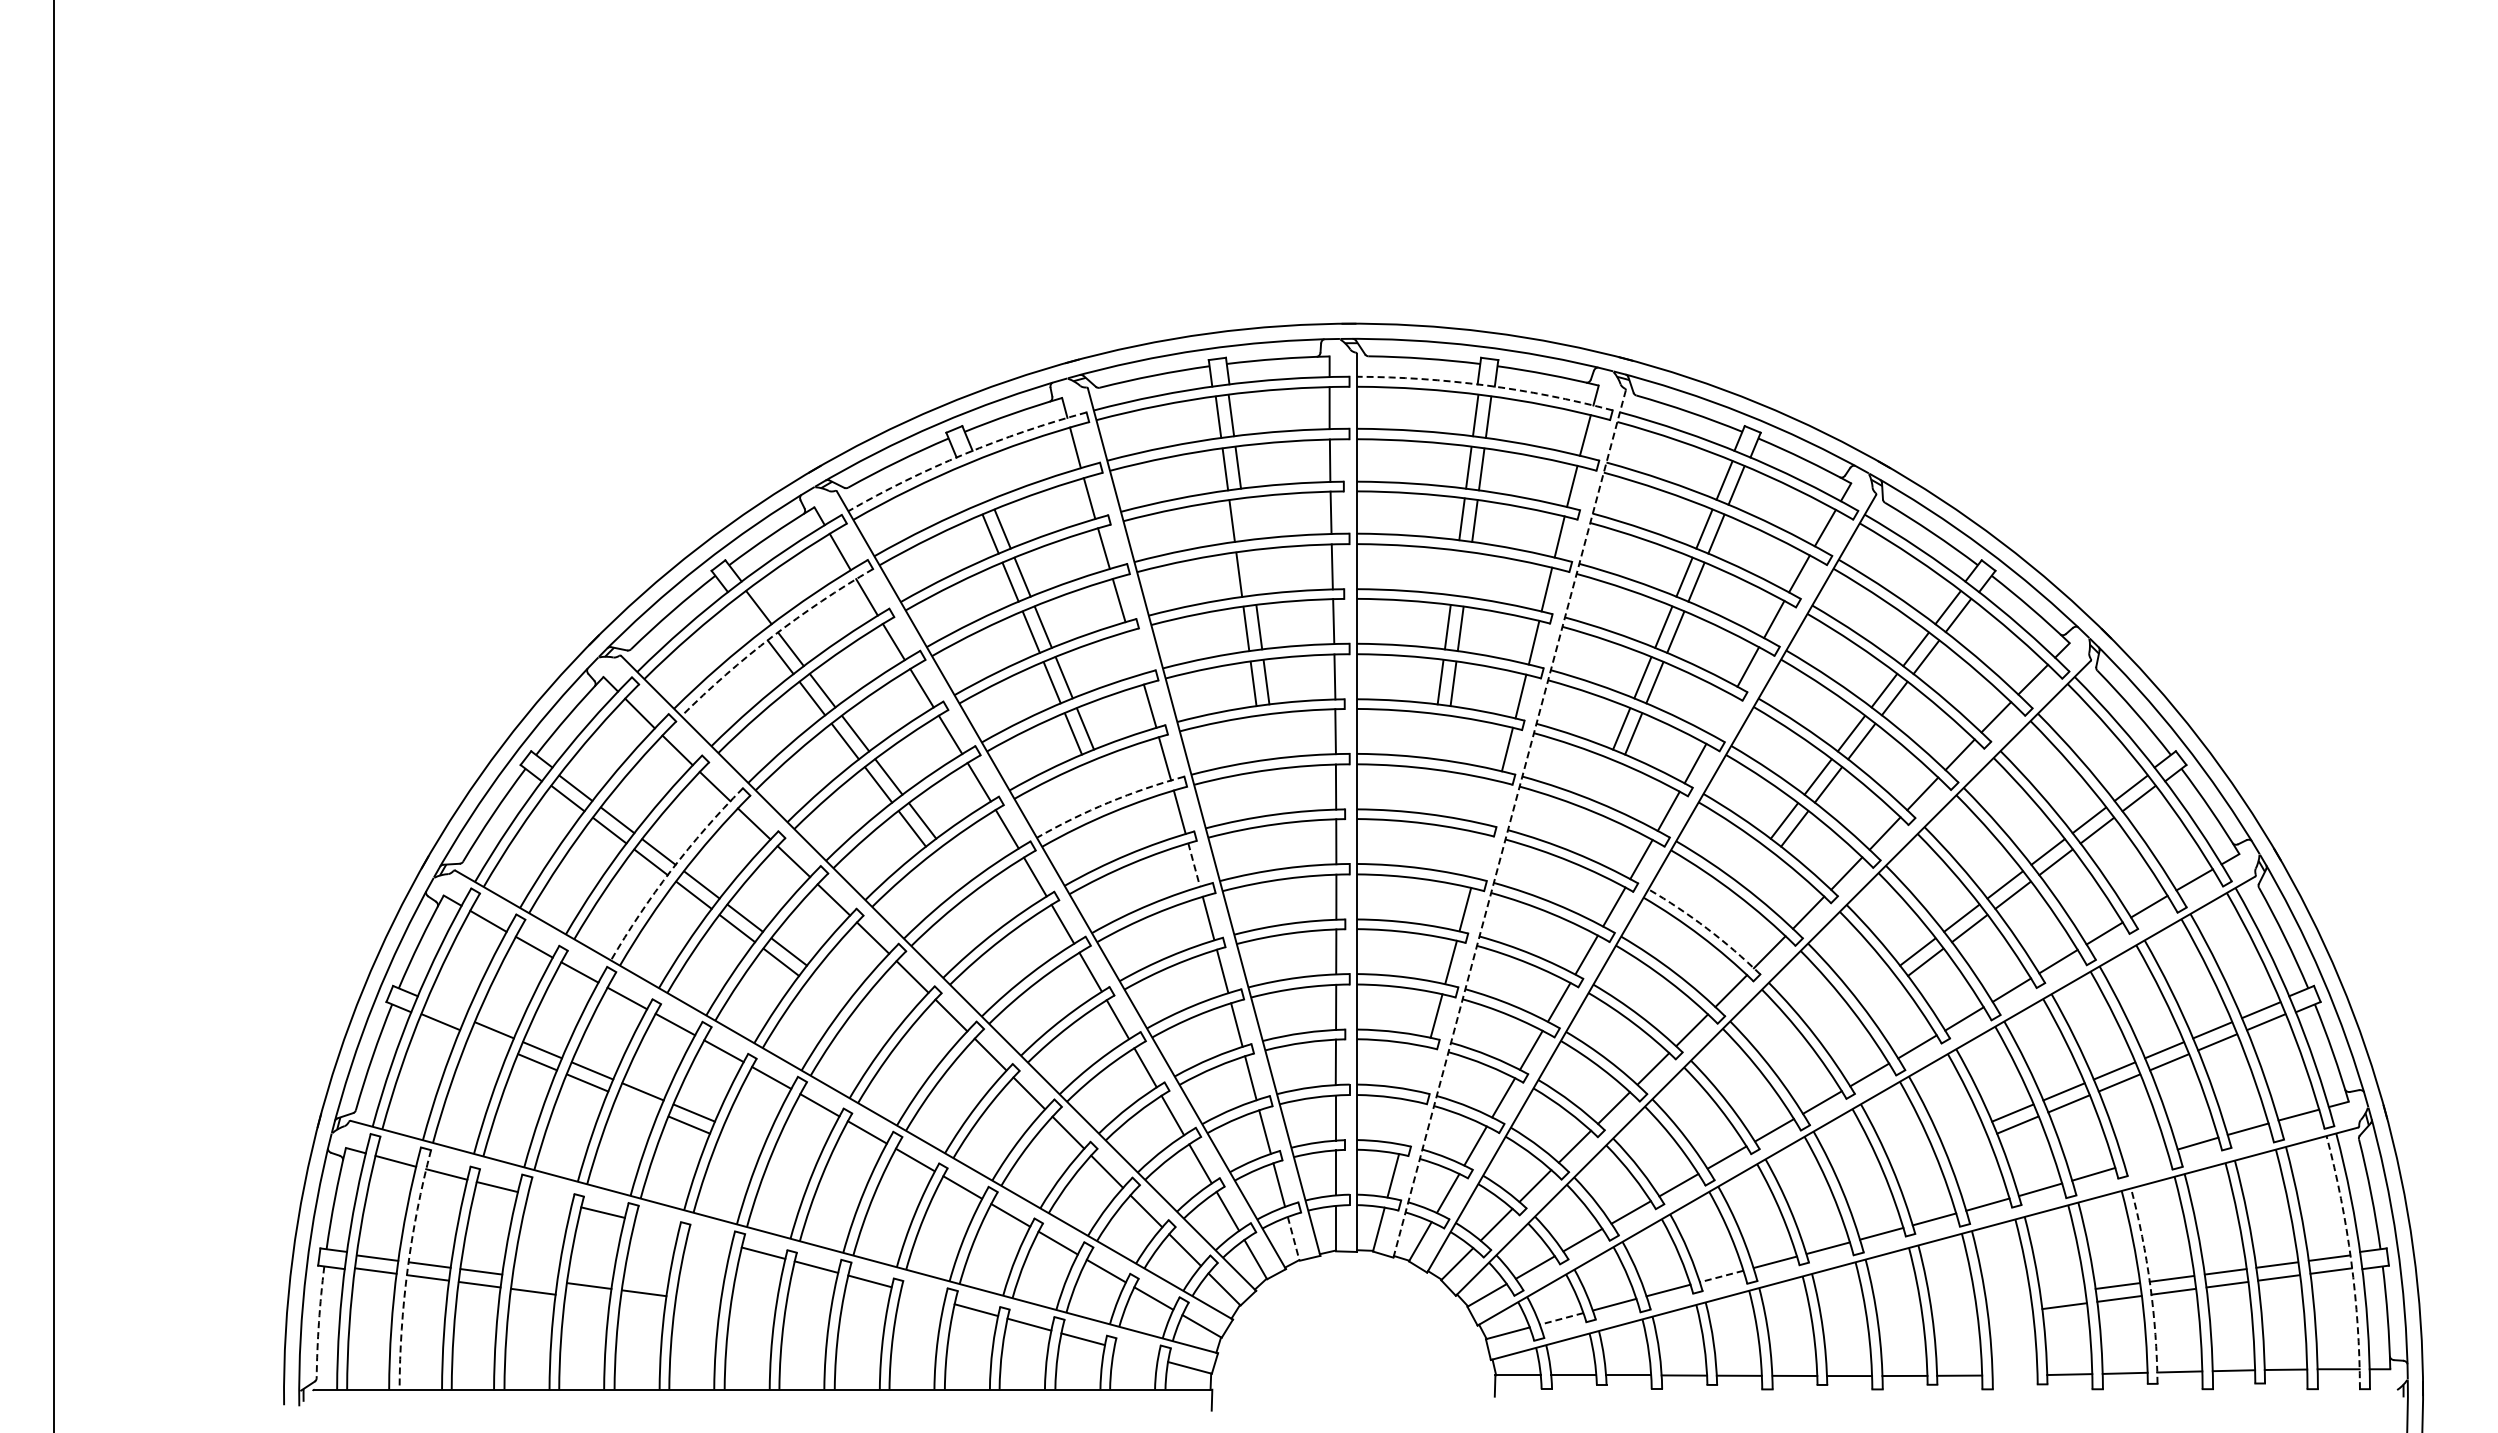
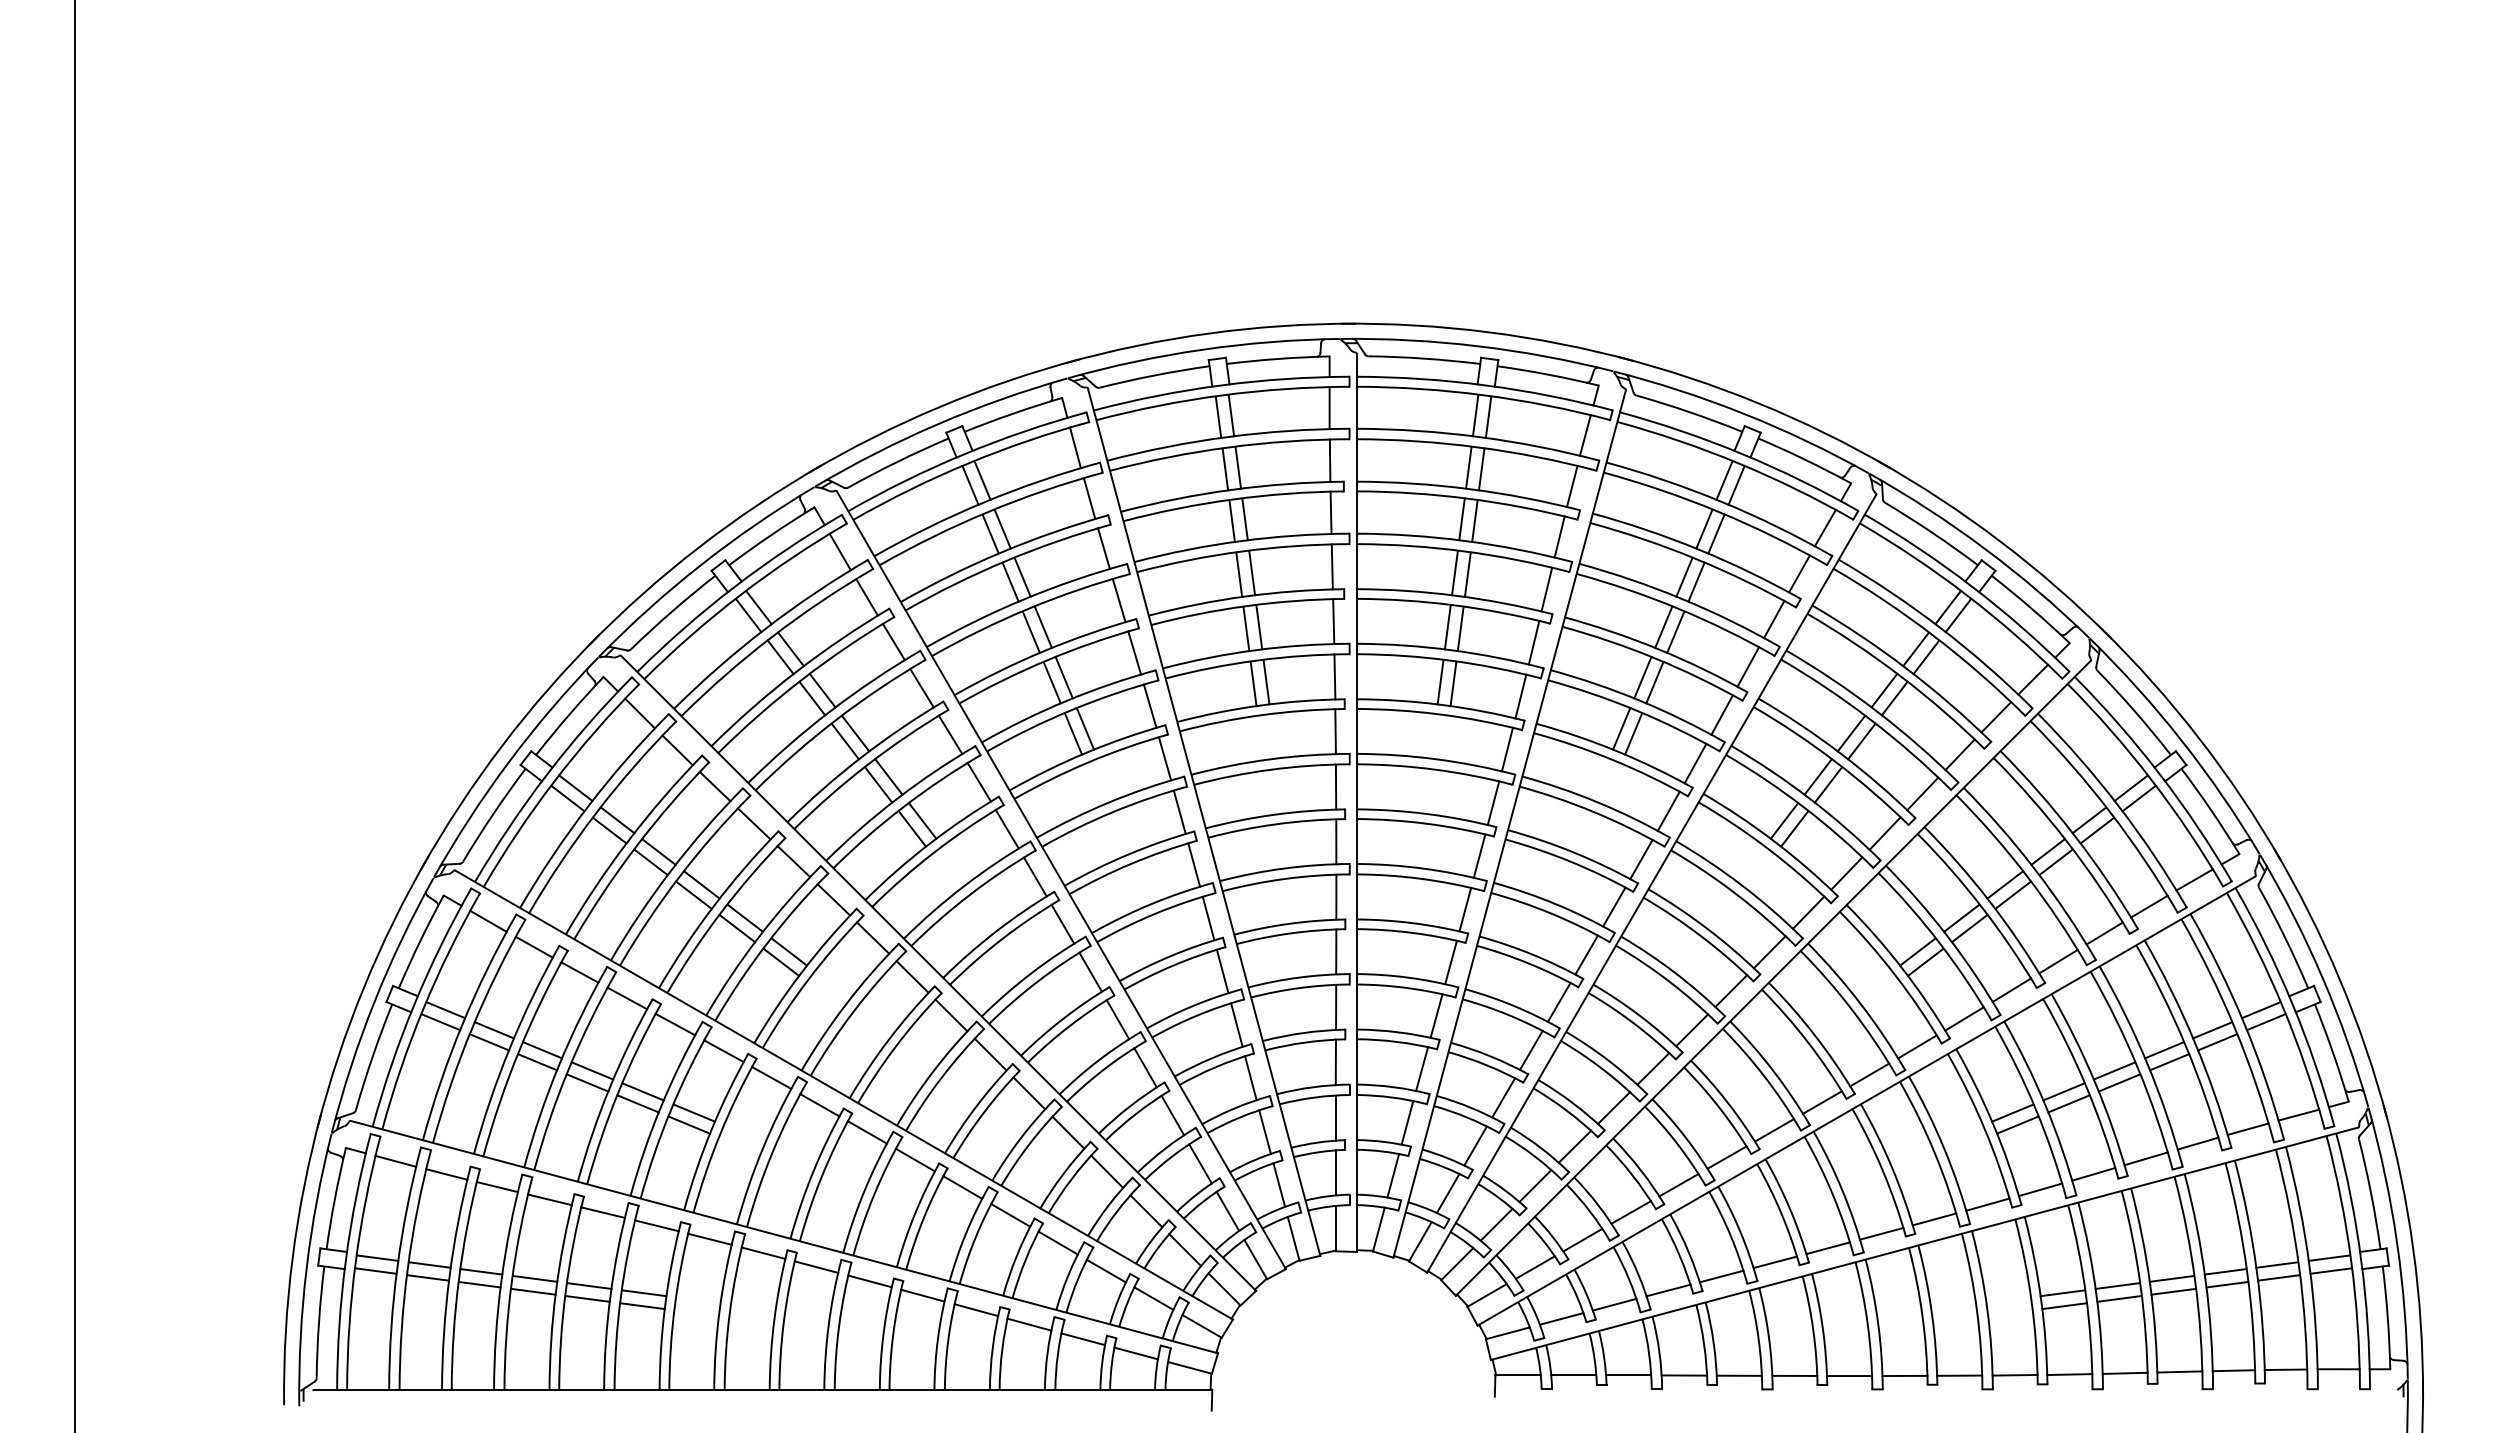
arc: dashed -> solid (1485, 385)
arc: dashed -> solid (964, 454)
line: none -> present (982, 480)
line: none -> present (970, 485)
line: none -> present (1244, 519)
line: none -> present (1252, 572)
line: none -> present (1454, 572)
line: none -> present (1467, 574)
line: none -> present (748, 615)
arc: dashed -> solid (772, 636)
line: none -> present (1134, 652)
line: none -> present (1721, 714)
line position: (53, 715) -> (74, 715) (74, 715)
arc: dashed -> solid (1108, 802)
line: none -> present (1493, 803)
line: dashed -> solid (1509, 824)
line: none -> present (1479, 855)
line: dashed -> solid (1194, 865)
arc: dashed -> solid (671, 870)
arc: dashed -> solid (1707, 928)
line: none -> present (445, 1010)
line: none -> present (489, 1042)
line: none -> present (1422, 1068)
line: none -> present (637, 1103)
line: none -> present (1407, 1122)
line: none -> present (2145, 1158)
line: none -> present (549, 1199)
line: none -> present (656, 1225)
line: none -> present (709, 1238)
line: dashed -> solid (1293, 1238)
arc: dashed -> solid (2351, 1261)
arc: dashed -> solid (407, 1268)
line: dashed -> solid (1721, 1276)
line: none -> present (535, 1278)
arc: dashed -> solid (2150, 1285)
line: none -> present (2062, 1293)
line: none -> present (922, 1295)
line: none -> present (587, 1298)
line: none -> present (642, 1306)
line: dashed -> solid (1561, 1319)
arc: dashed -> solid (319, 1322)
line: none -> present (1135, 1353)
line: none -> present (2014, 1374)
